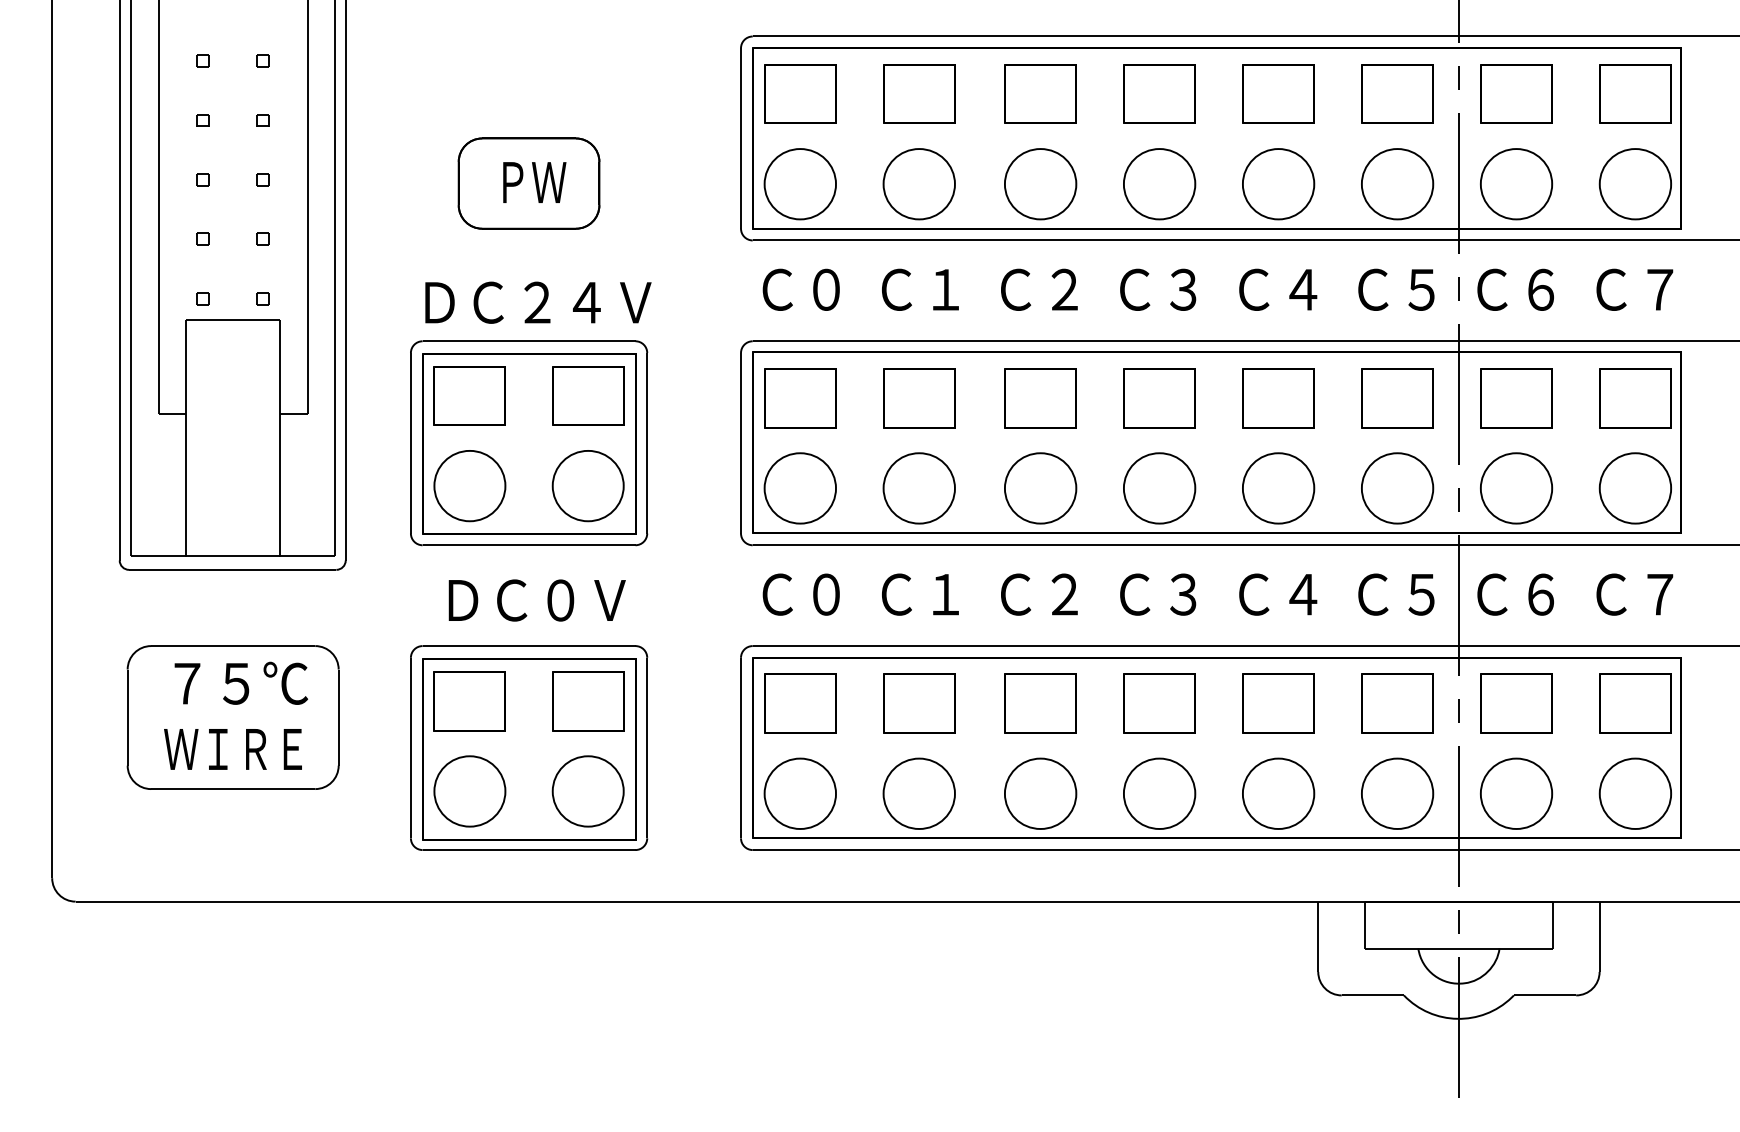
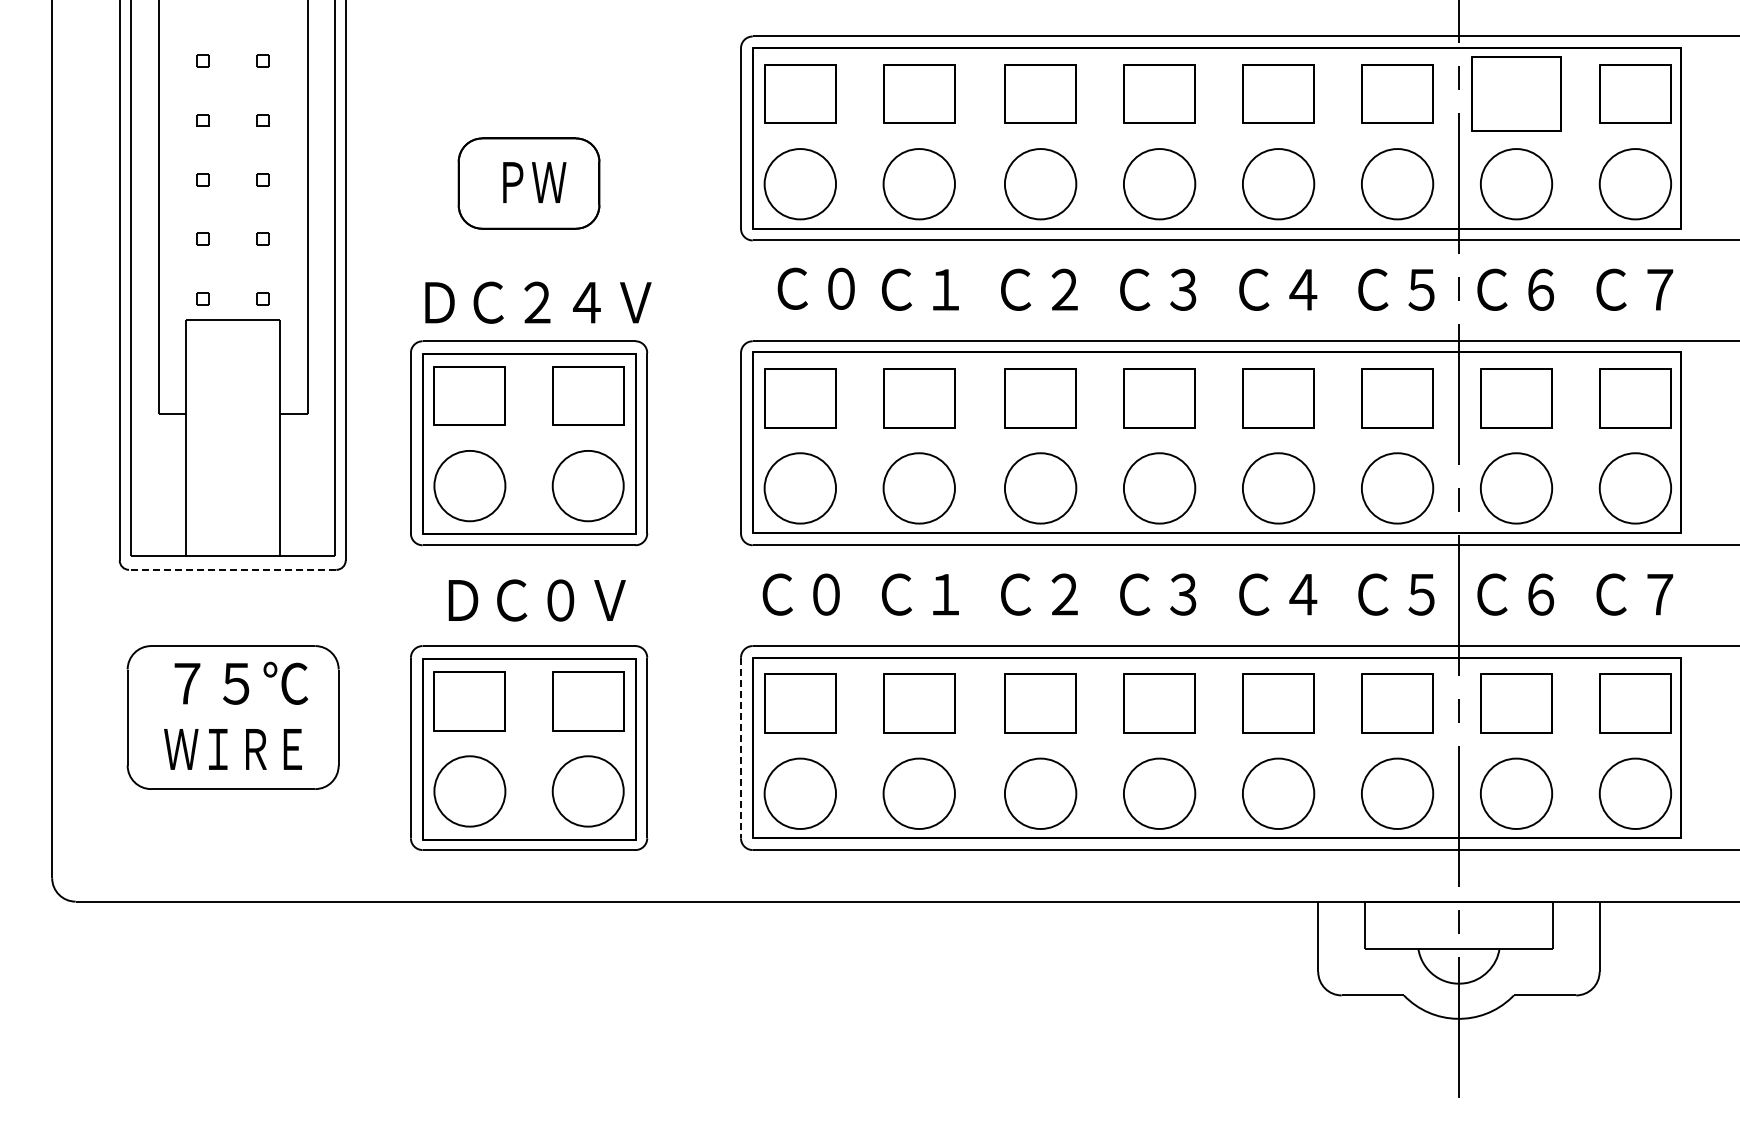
part size: 73x60 px -> 91x76 px (1516, 93)
text position: (800, 289) -> (815, 288) (815, 288)
line: solid -> dashed (232, 569)
line: solid -> dashed (741, 748)
